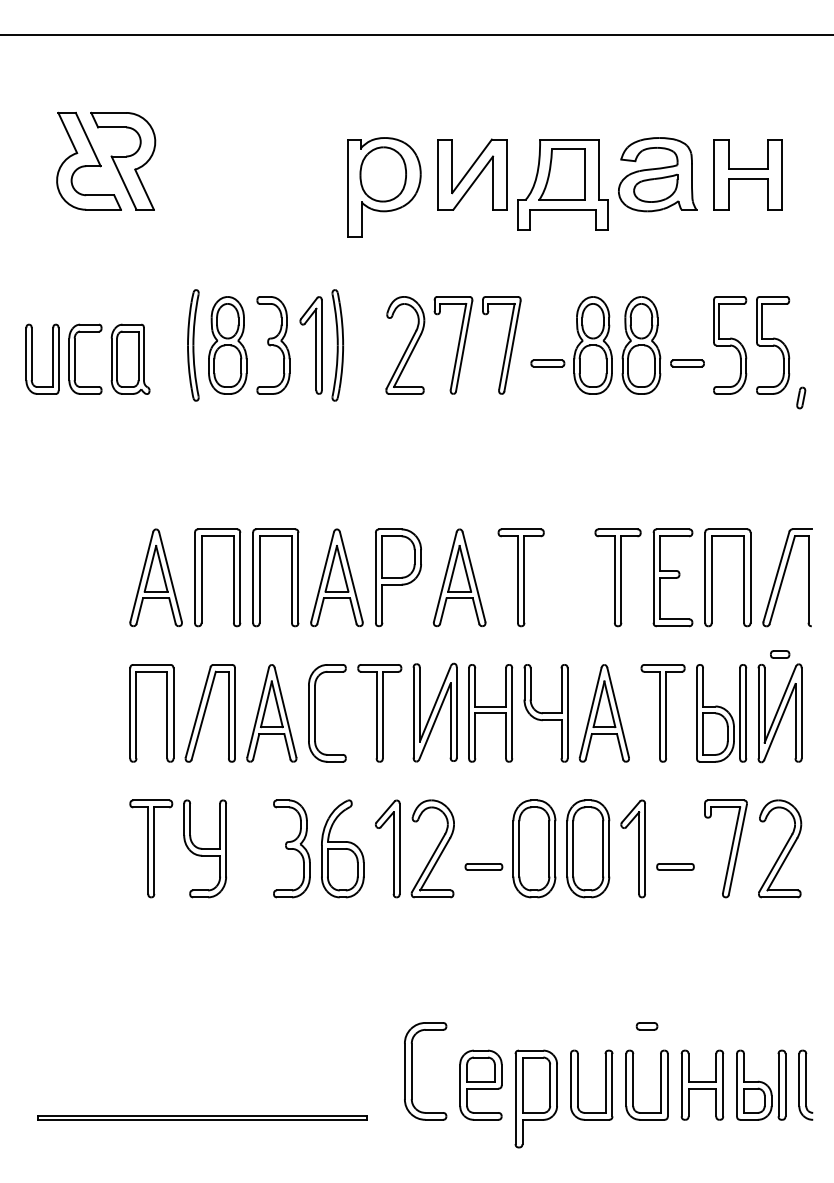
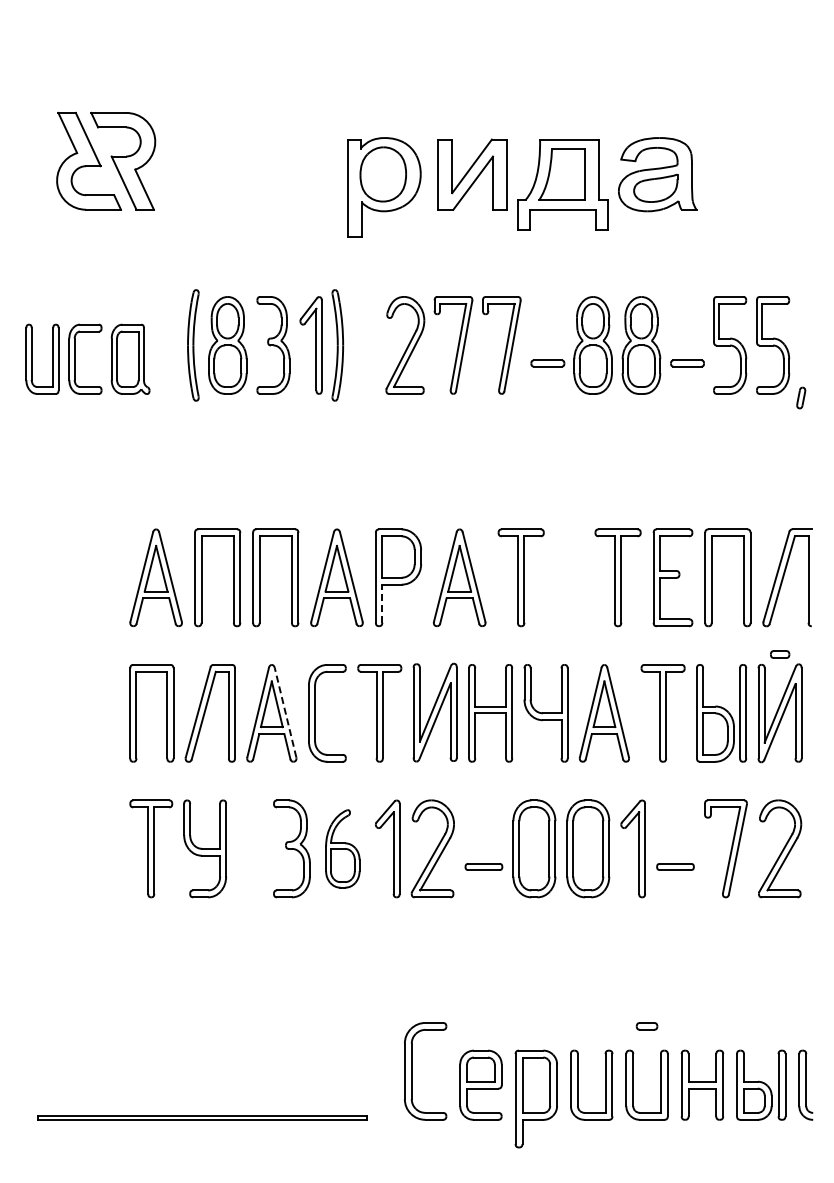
line: present -> none (416, 35)
part: present -> none (747, 174)
line: solid -> dashed (382, 603)
line: solid -> dashed (285, 712)
part size: 44x100 px -> 36x80 px (342, 848)
